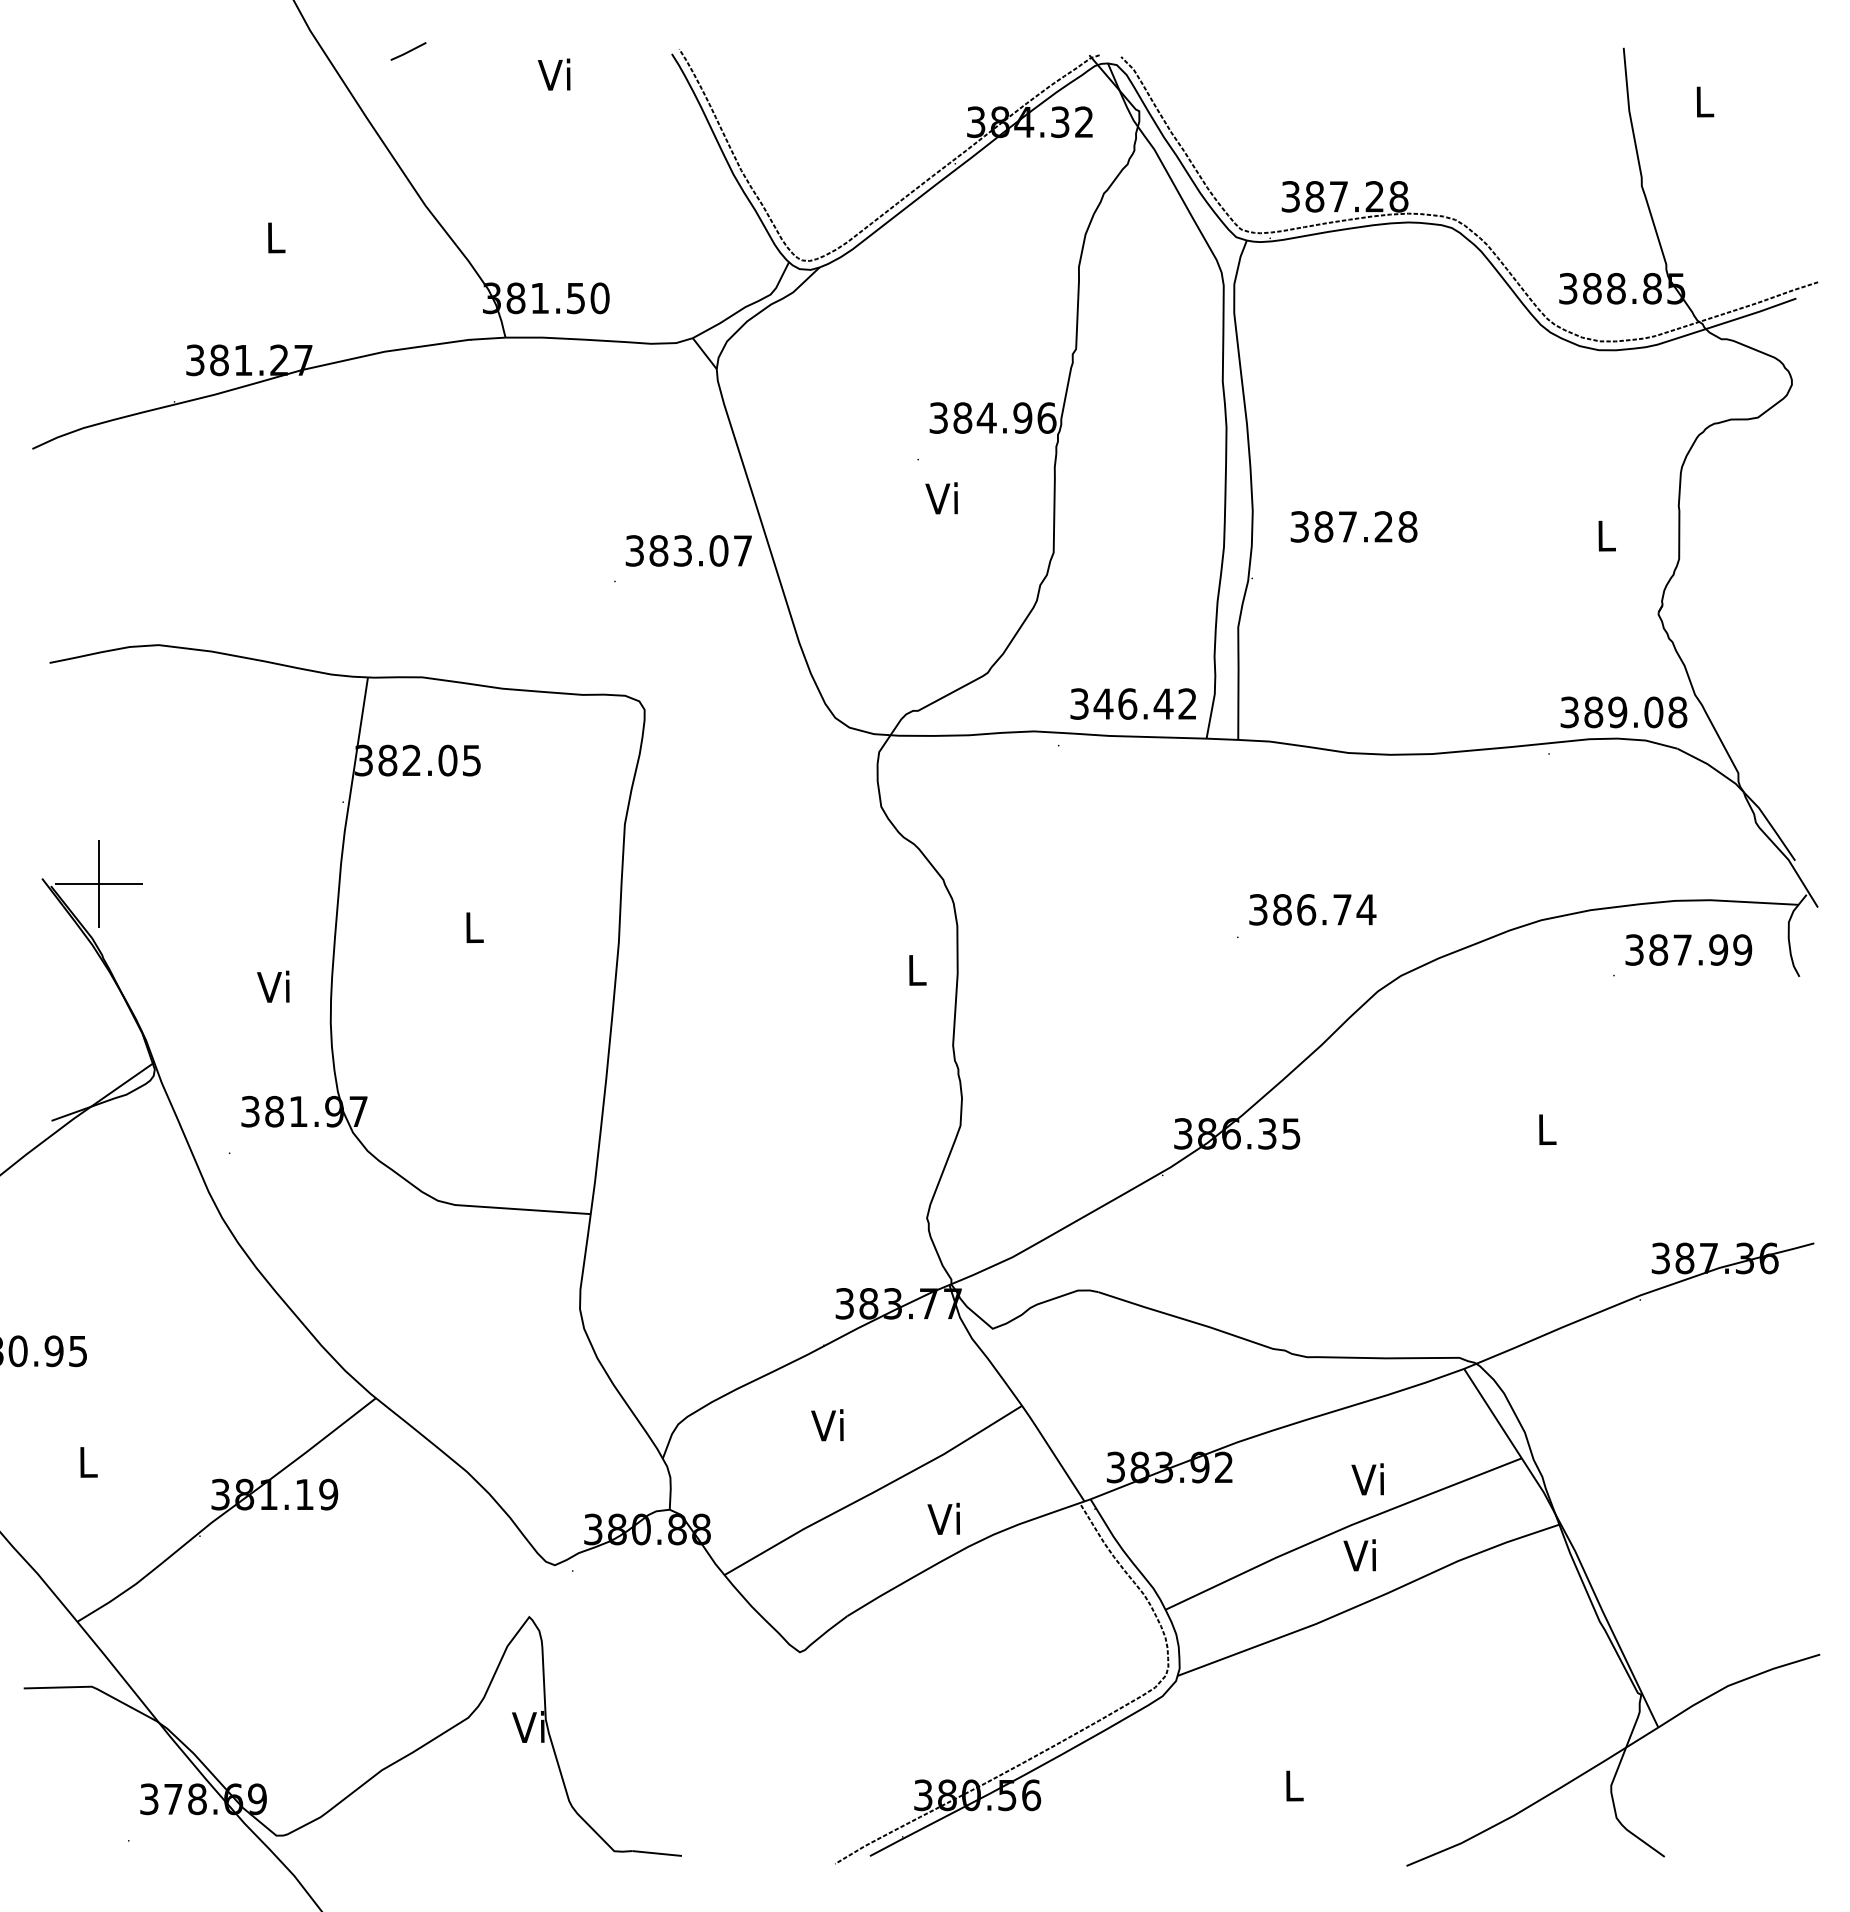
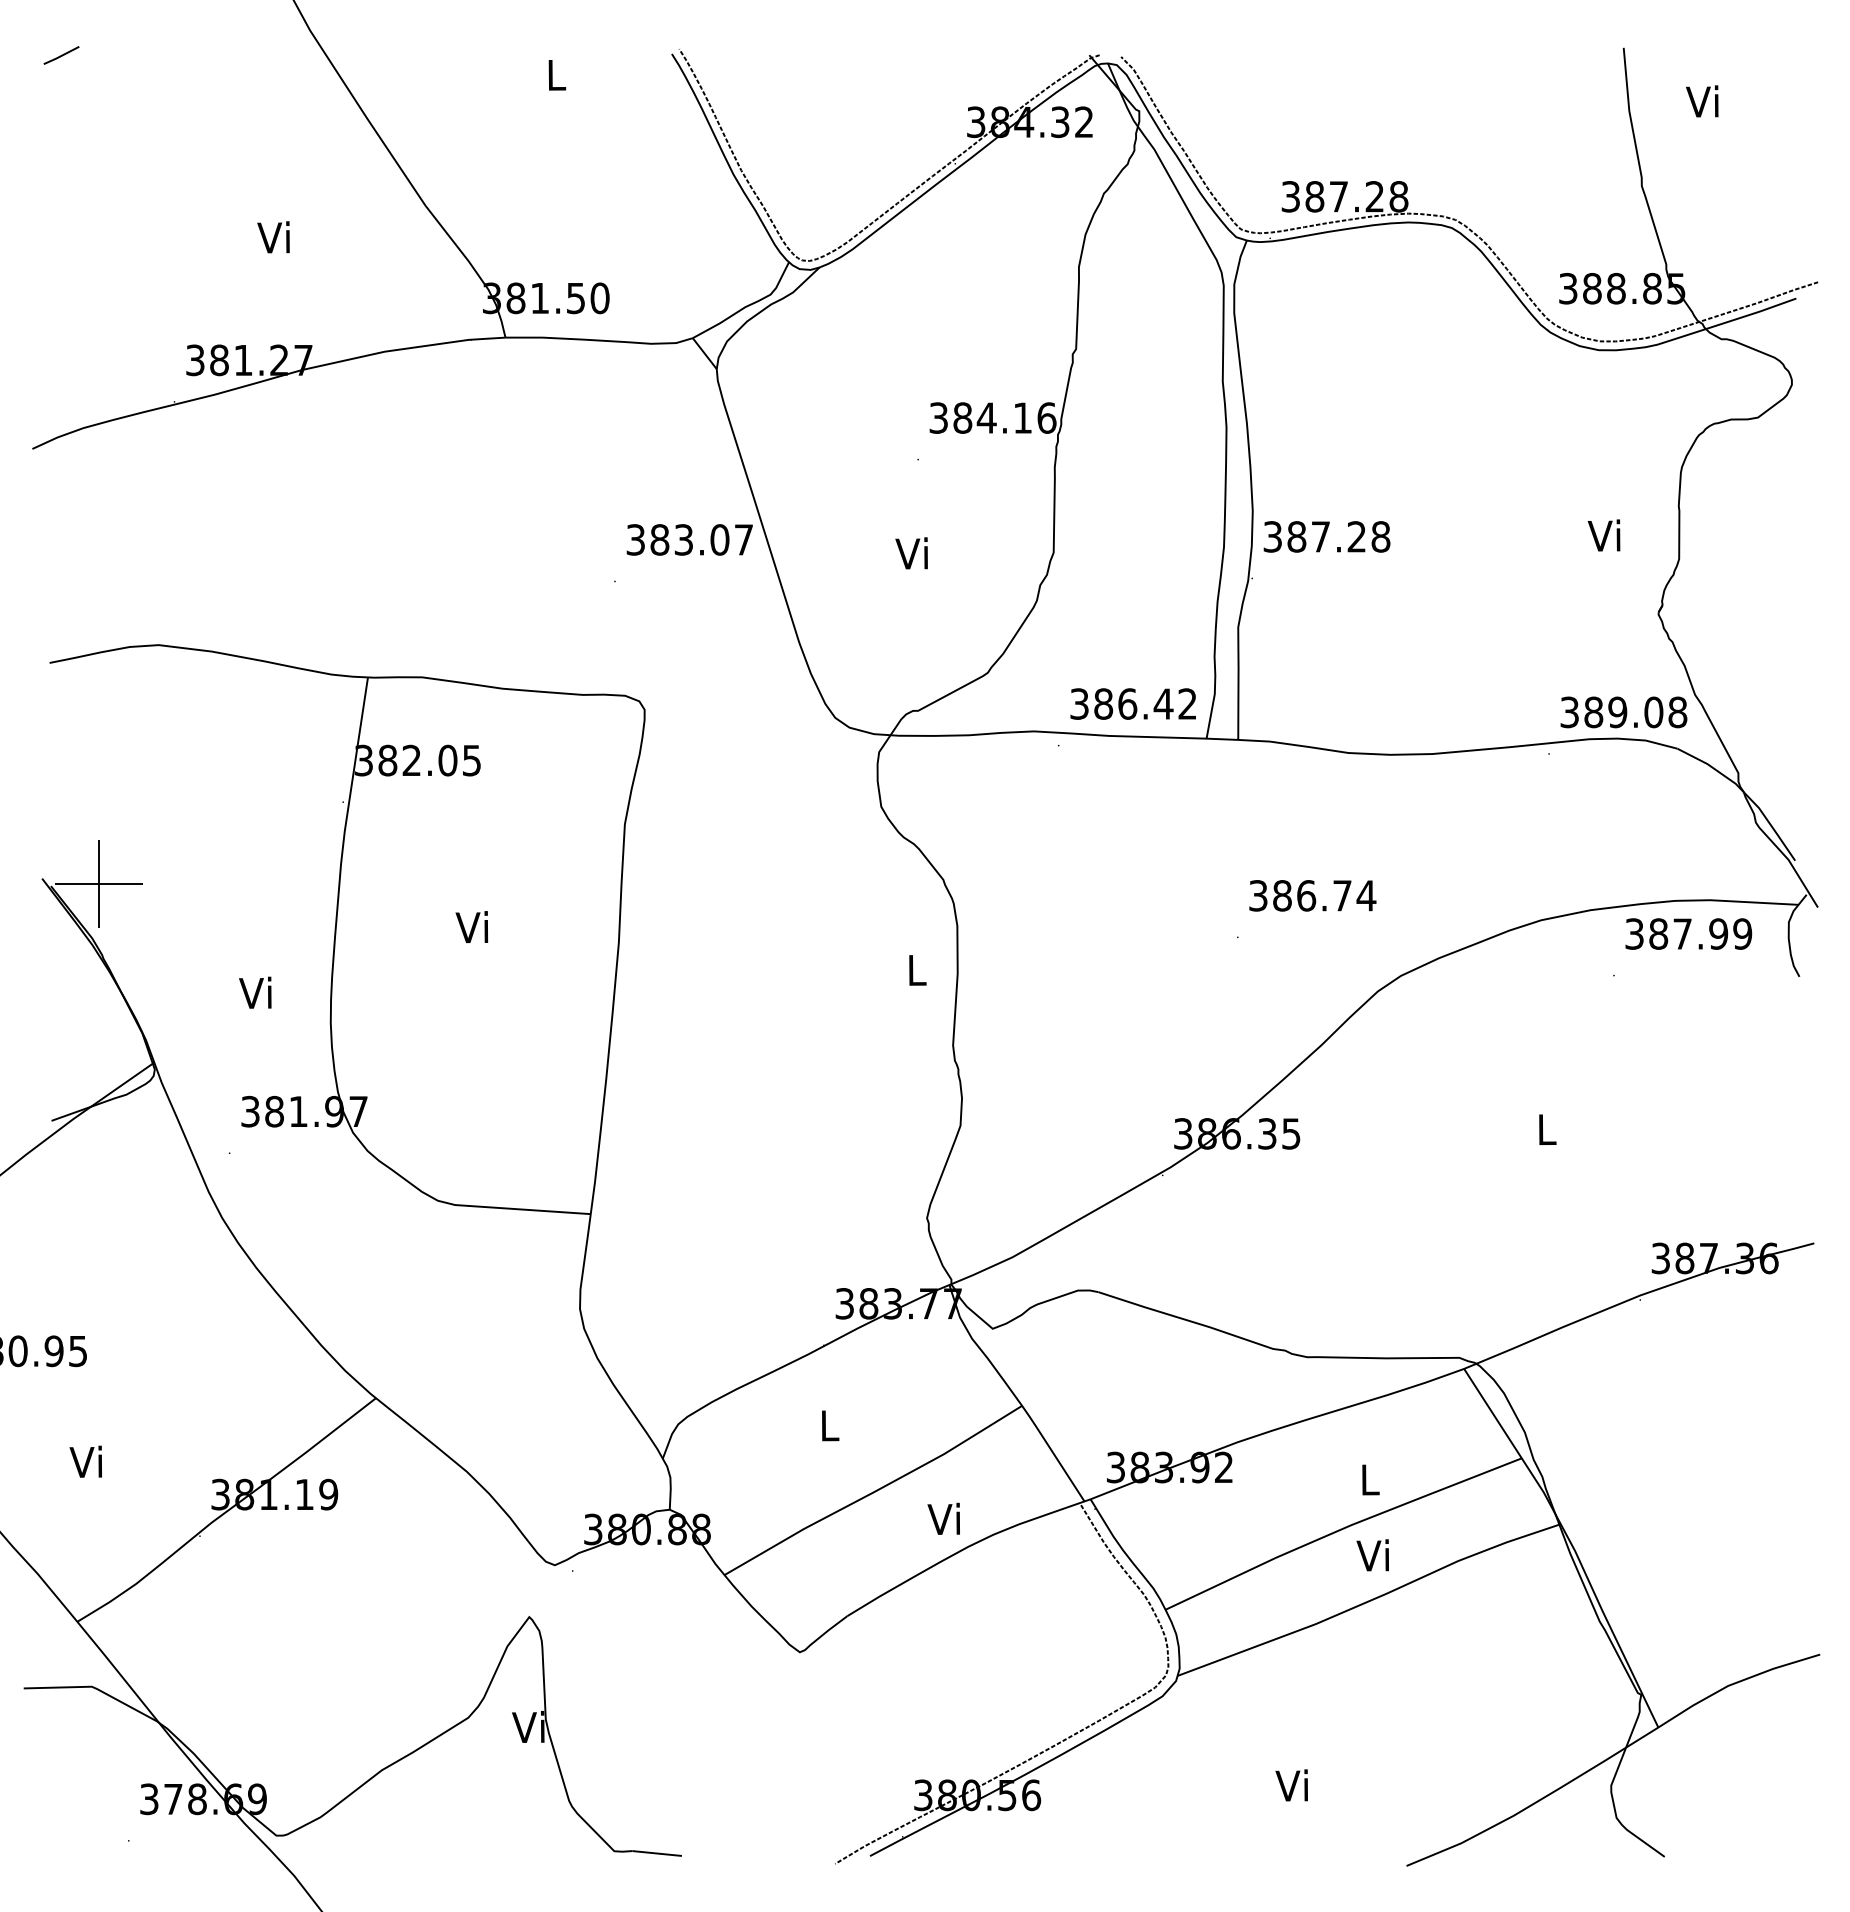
line position: (408, 51) -> (61, 55) (61, 55)
text: Vi -> L (553, 74)
text: L -> Vi (1702, 101)
text: L -> Vi (273, 237)
text: 384.96 -> 384.16 (1022, 417)
text position: (941, 498) -> (911, 553) (911, 553)
text position: (1353, 526) -> (1326, 536) (1326, 536)
text: L -> Vi (1603, 535)
text position: (688, 550) -> (689, 539) (689, 539)
text: 346.42 -> 386.42 (1103, 703)
text position: (1312, 909) -> (1312, 895) (1312, 895)
text: L -> Vi (471, 926)
text position: (1688, 949) -> (1688, 933) (1688, 933)
text position: (273, 986) -> (255, 992) (255, 992)
text: Vi -> L (827, 1425)
text: L -> Vi (85, 1461)
text: Vi -> L (1367, 1479)
text position: (1359, 1555) -> (1372, 1555) (1372, 1555)
text: L -> Vi (1291, 1785)
